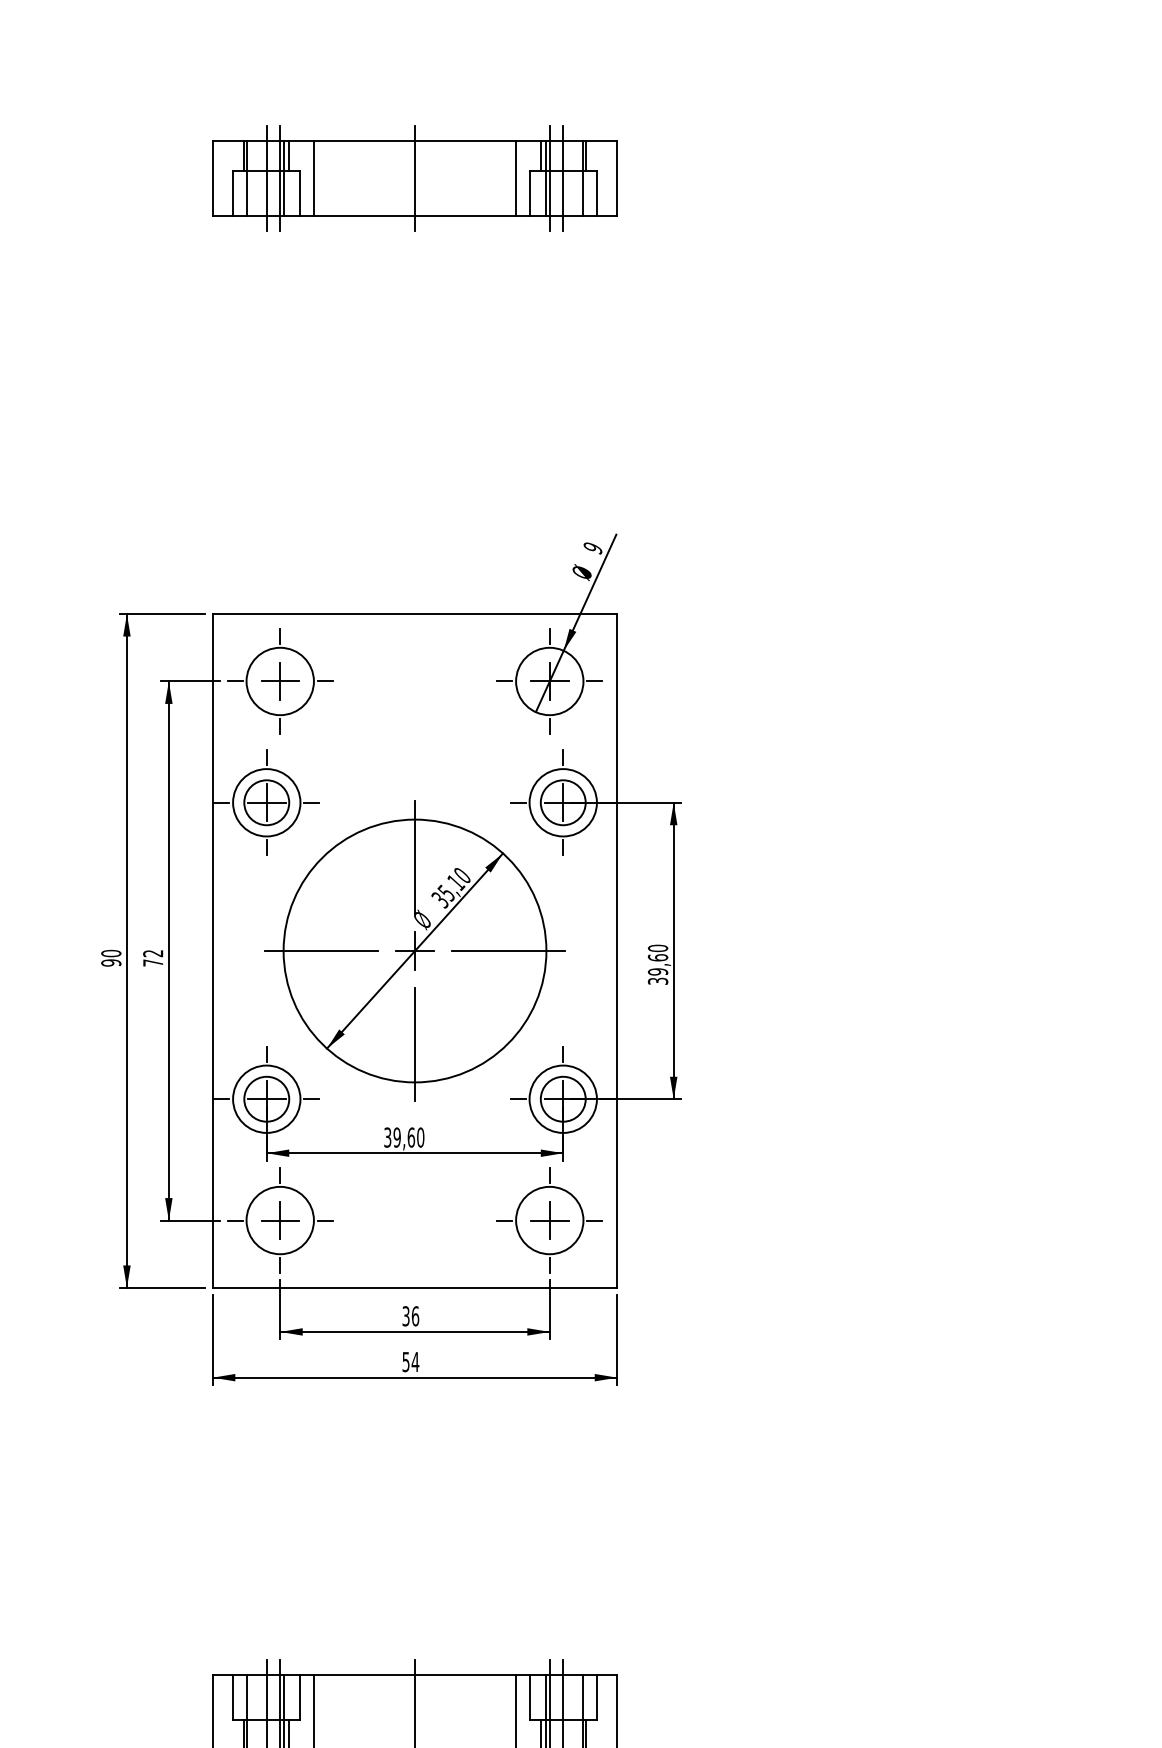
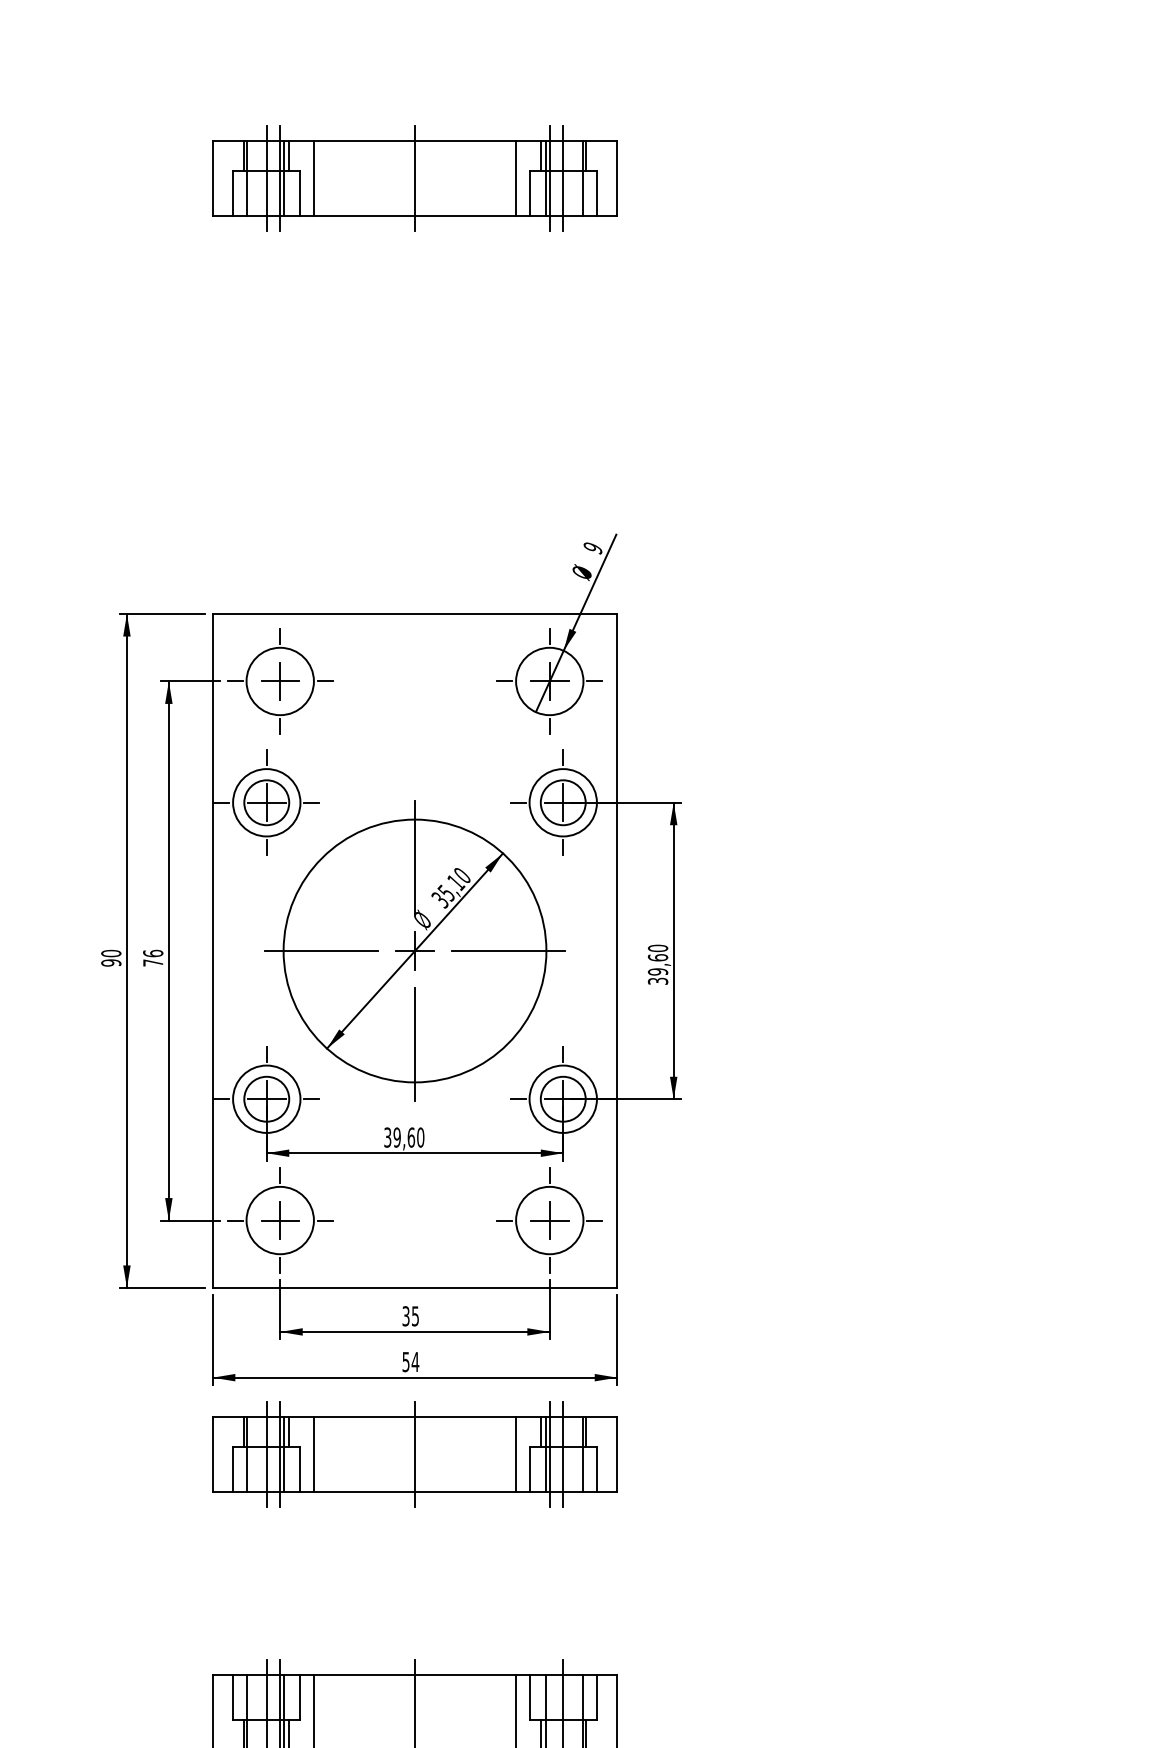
text: 72 -> 76 (153, 953)
text: 36 -> 35 (415, 1316)
part: none -> present (414, 1454)
line: present -> none (549, 1702)
